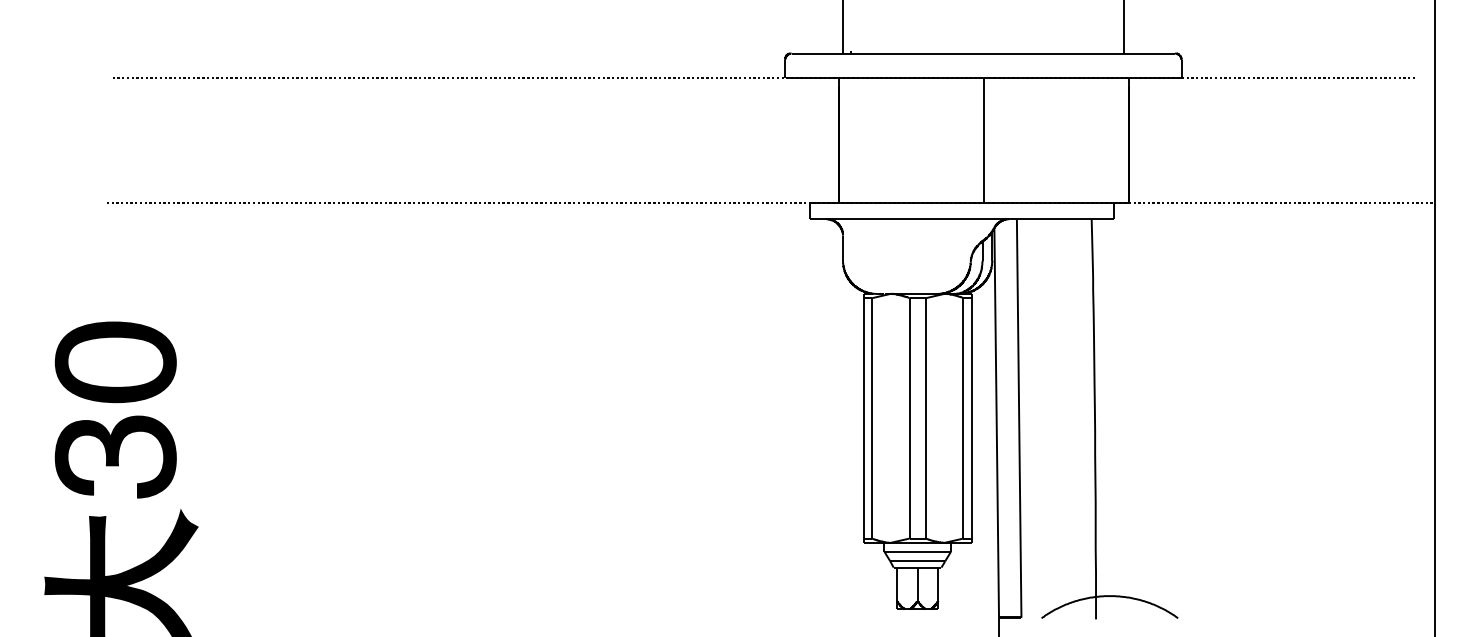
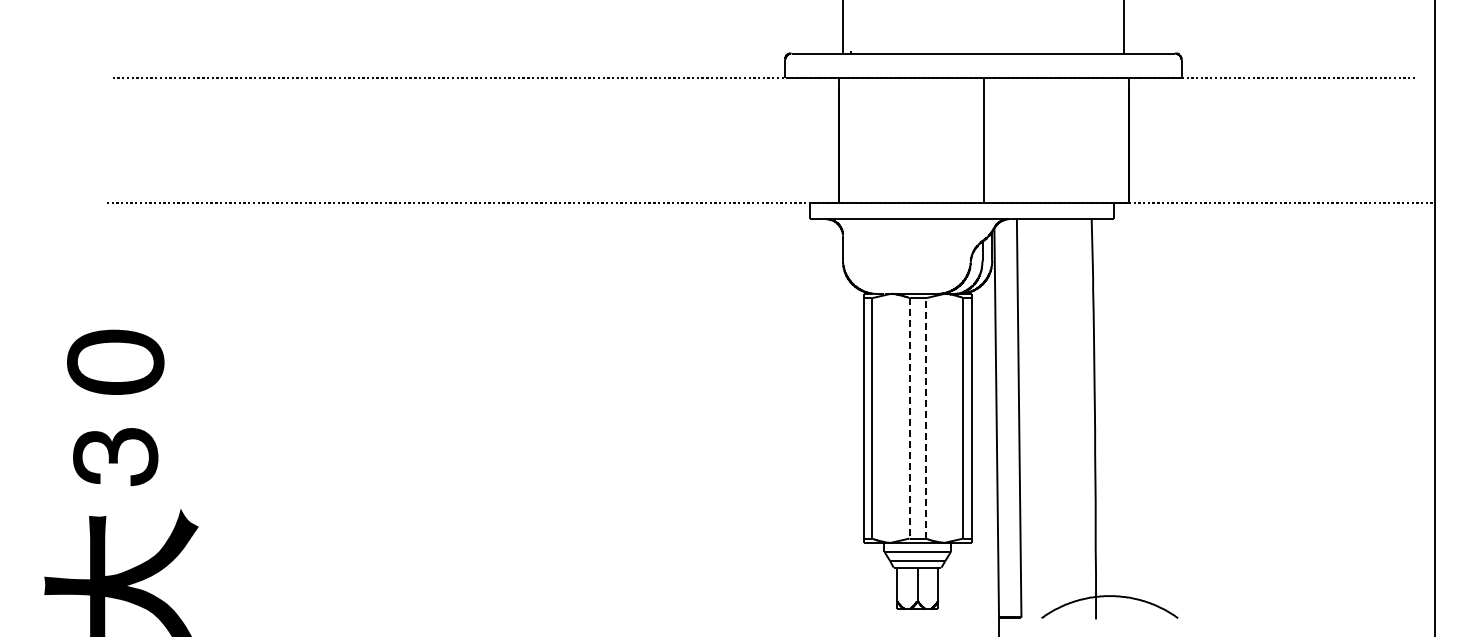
part size: 123x83 px -> 98x66 px (115, 361)
line: solid -> dashed (925, 417)
line: solid -> dashed (909, 418)
part size: 123x84 px -> 86x58 px (115, 456)
